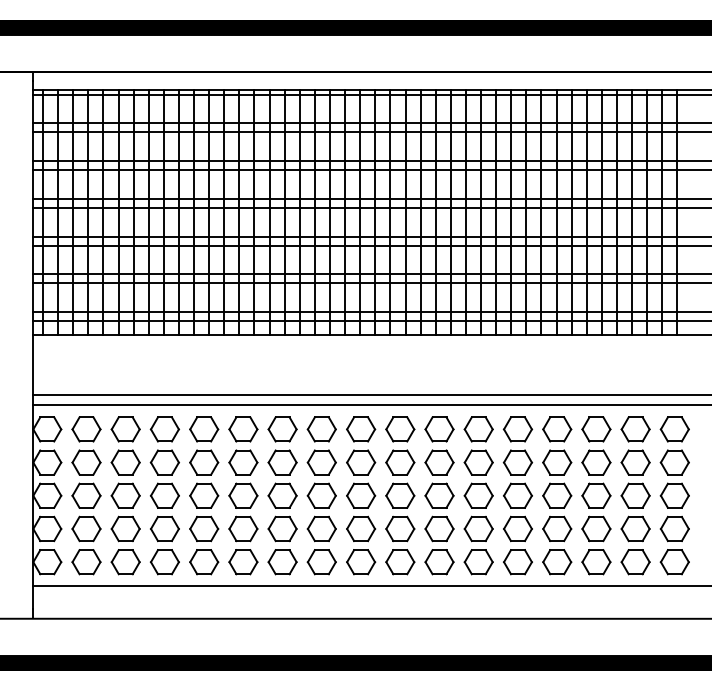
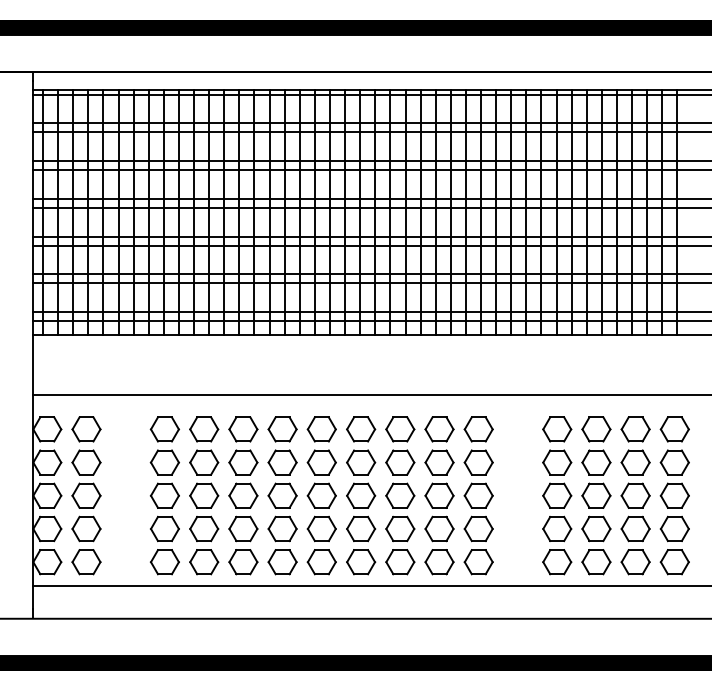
line: present -> none (370, 405)
part: present -> none (125, 495)
part: present -> none (517, 495)
